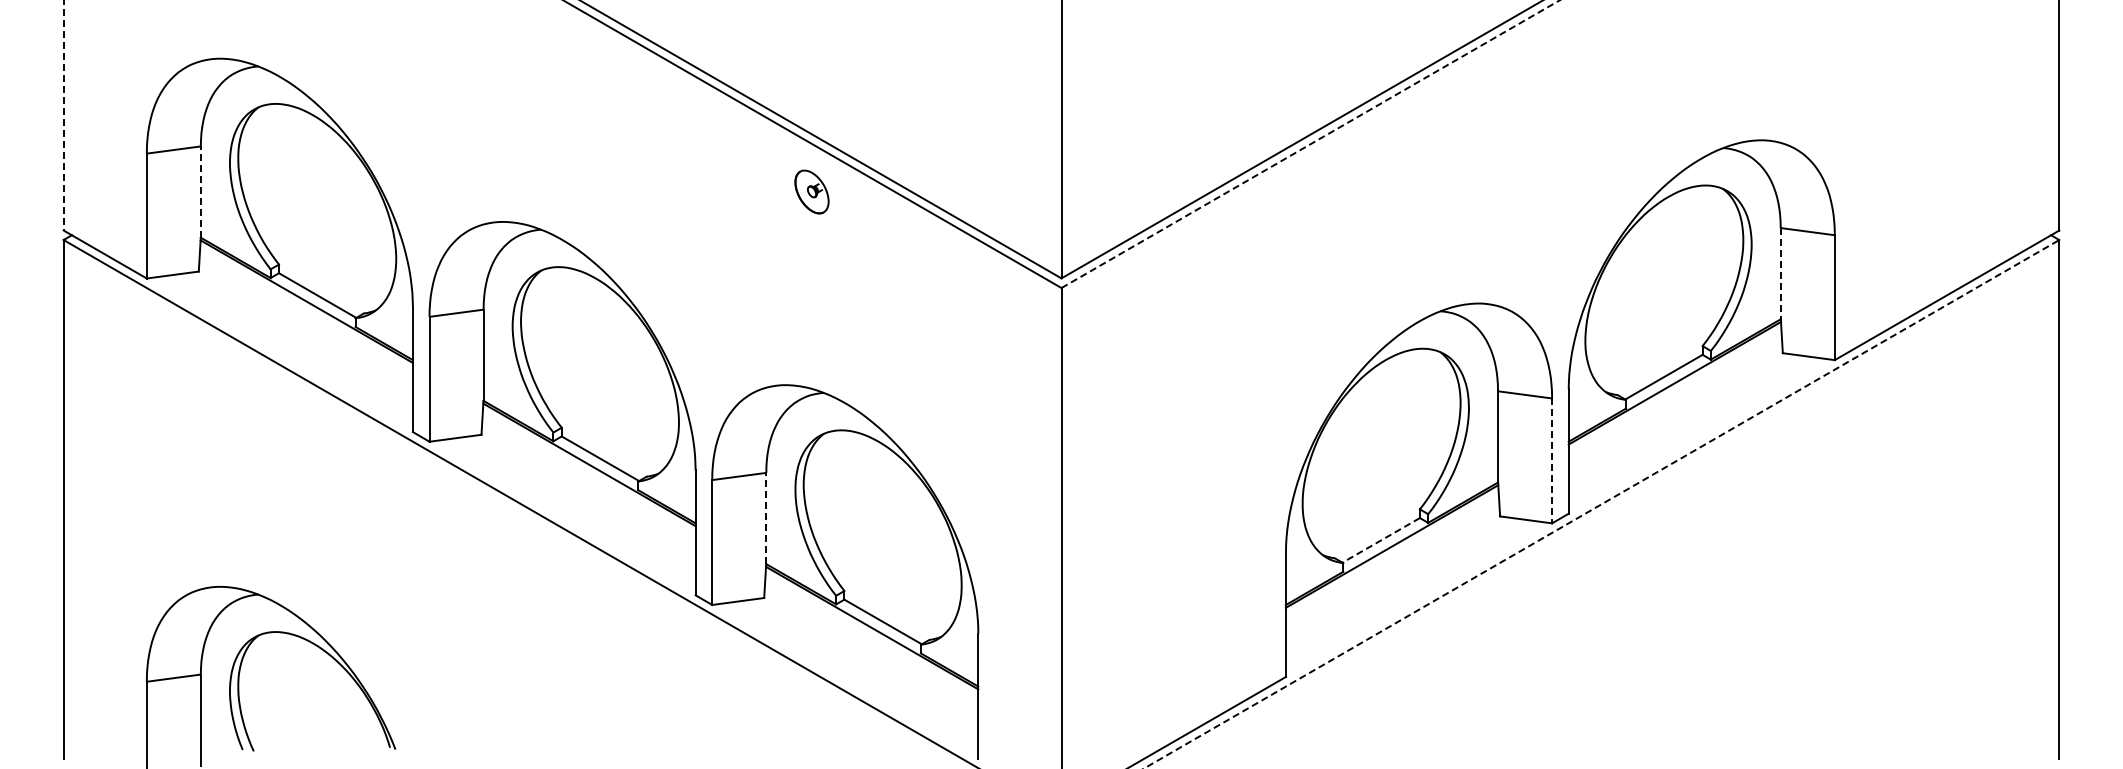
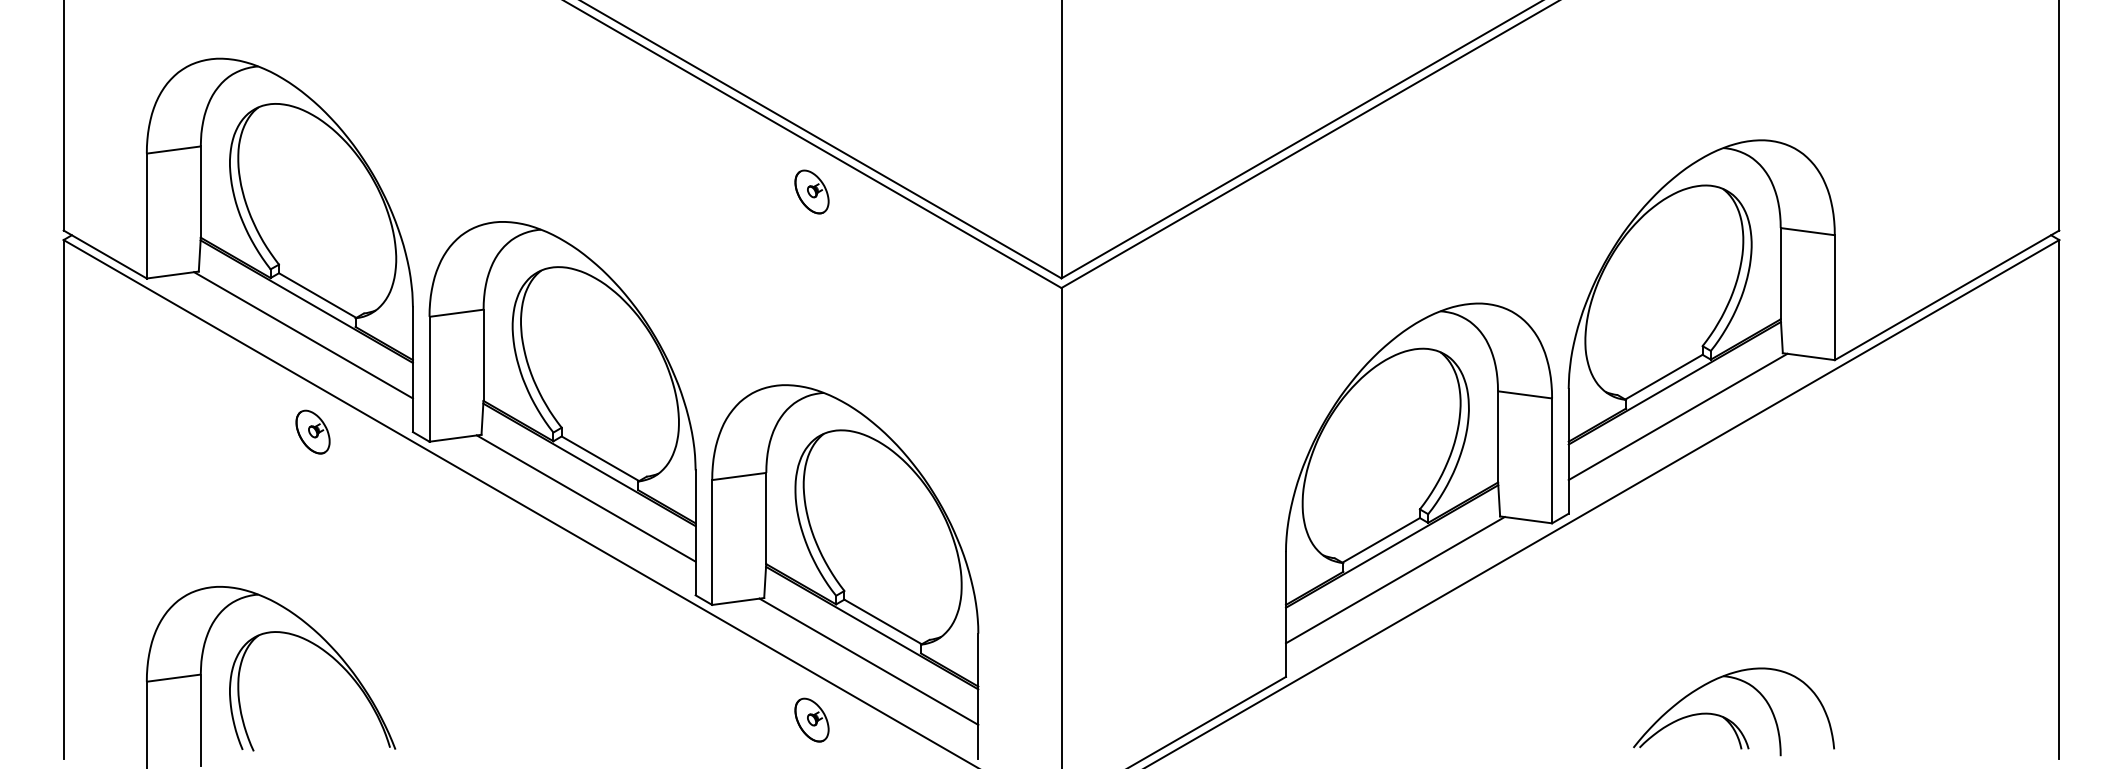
line: dashed -> solid (63, 115)
line: dashed -> solid (1310, 144)
line: dashed -> solid (200, 192)
line: dashed -> solid (1780, 273)
line: none -> present (303, 335)
line: none -> present (1677, 416)
part: none -> present (312, 431)
line: dashed -> solid (1552, 461)
line: none -> present (585, 498)
line: dashed -> solid (1601, 504)
line: dashed -> solid (766, 518)
line: dashed -> solid (1381, 540)
line: none -> present (1394, 580)
line: none -> present (868, 661)
part: none -> present (1728, 718)
part: none -> present (811, 719)
